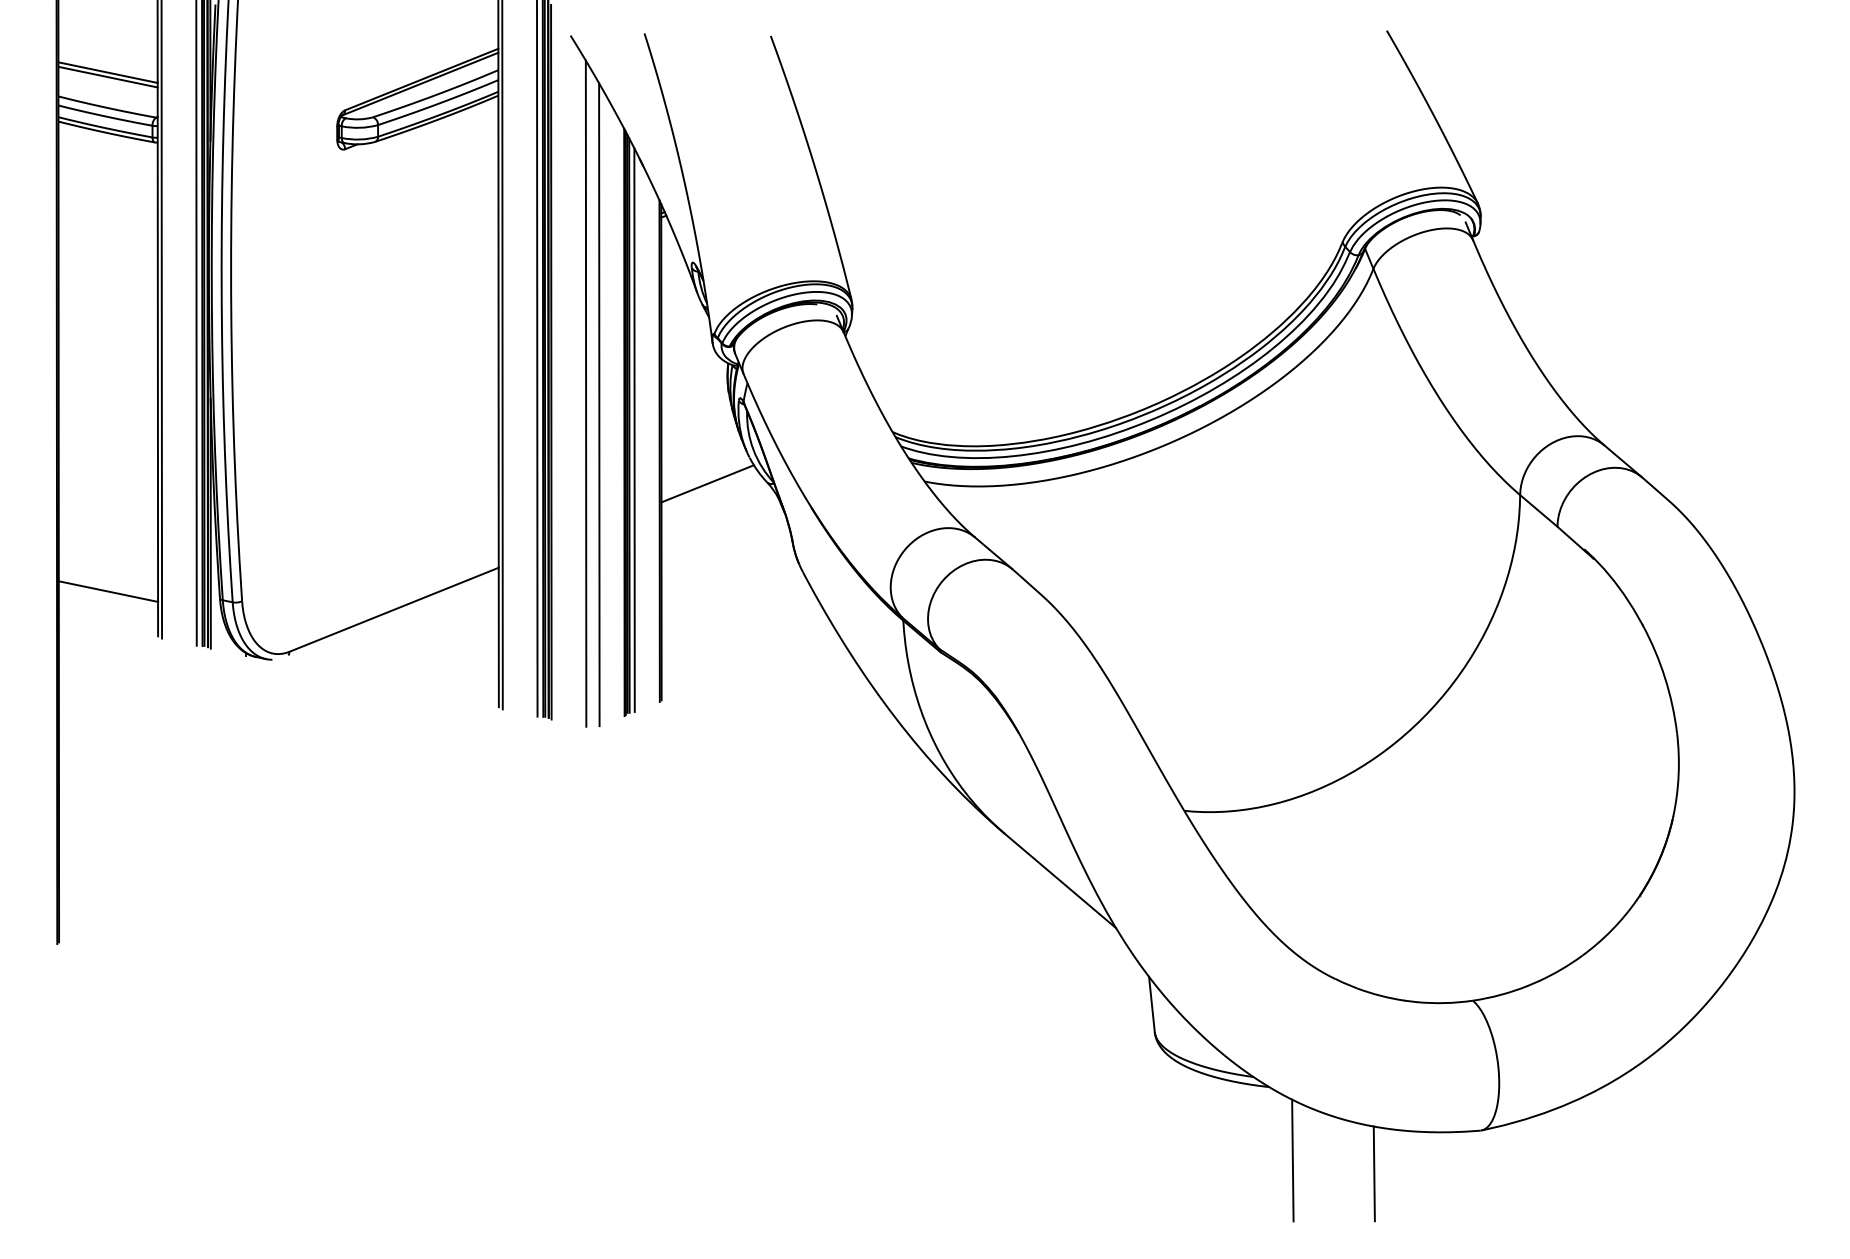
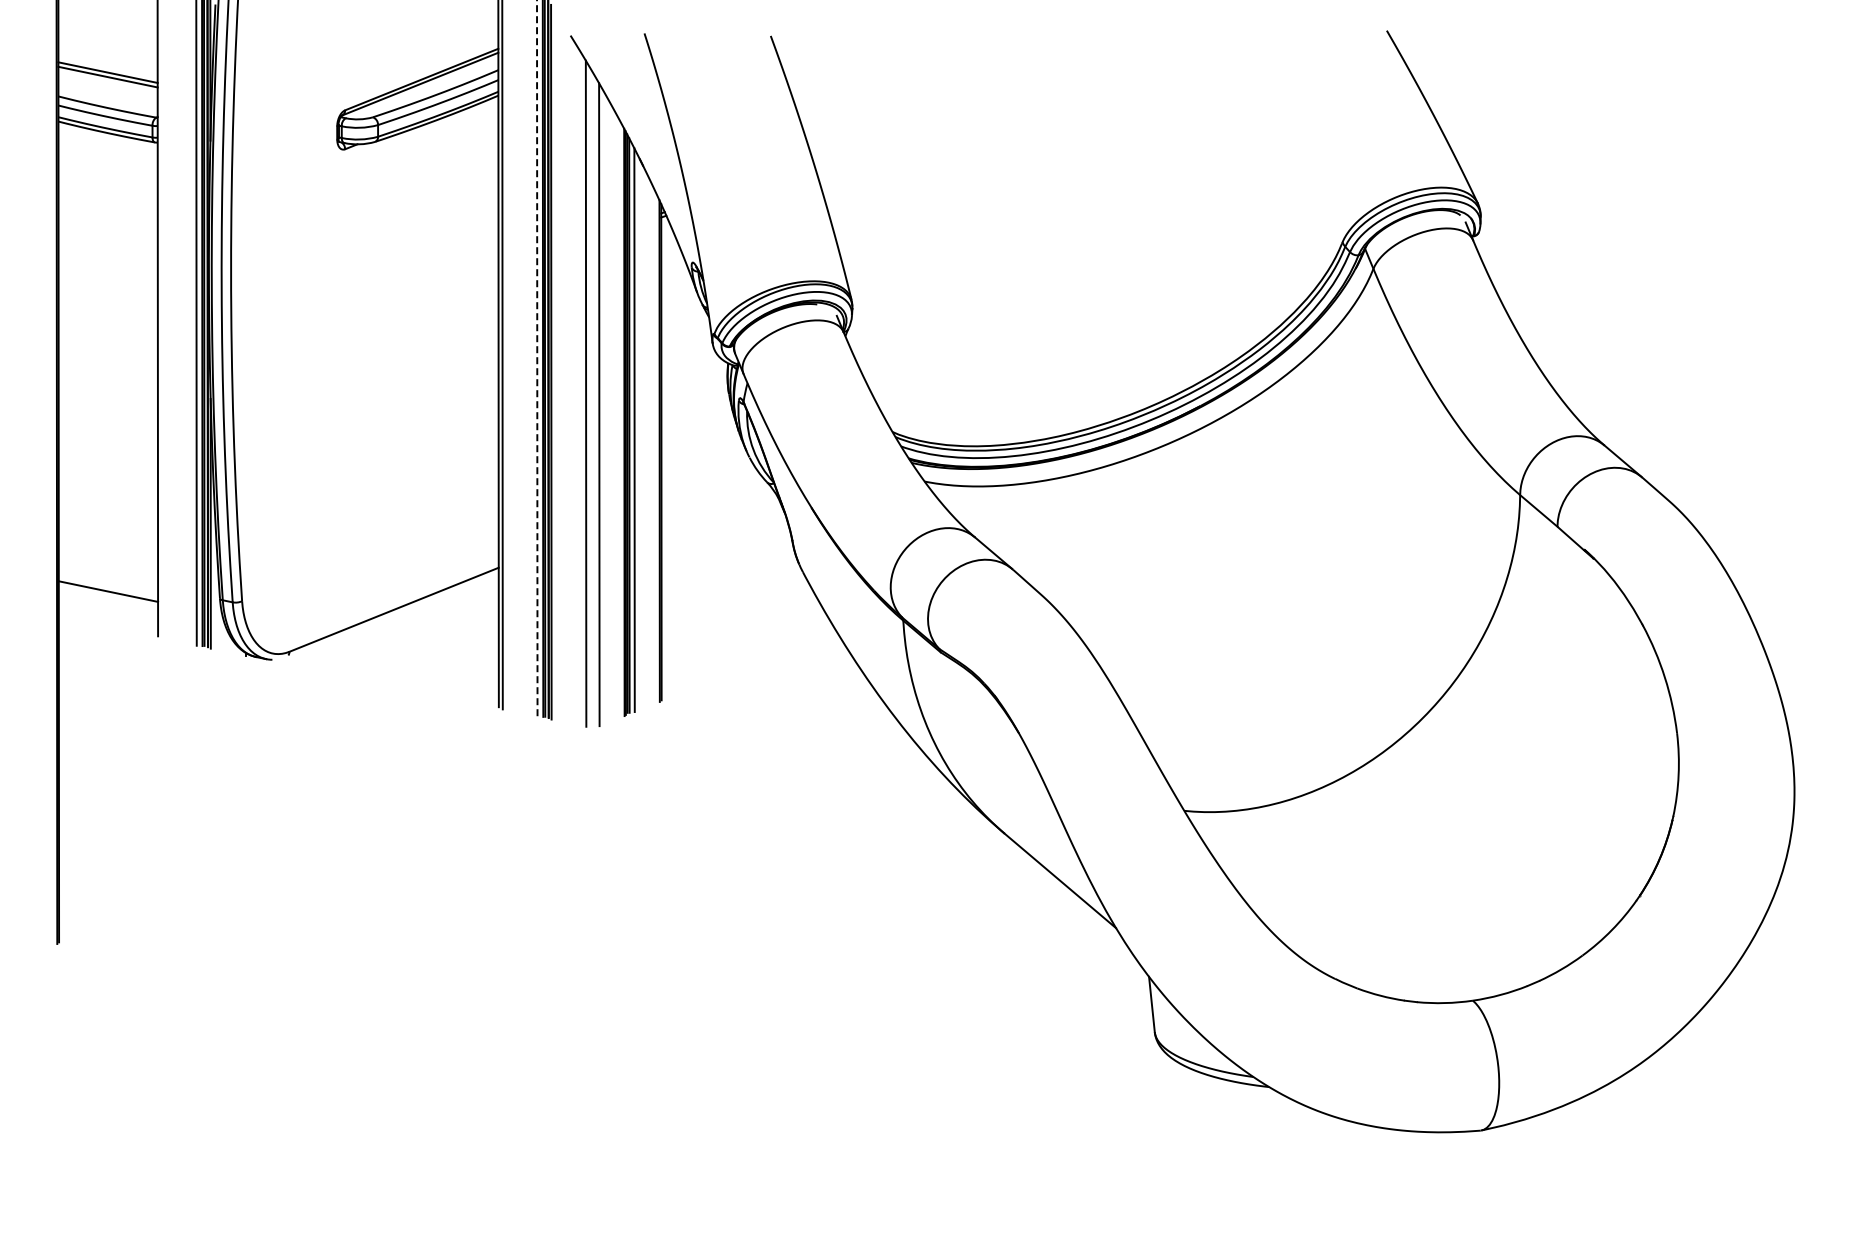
line: present -> none (161, 320)
line: solid -> dashed (537, 358)
line: present -> none (707, 483)
line: present -> none (1292, 1160)
line: present -> none (1373, 1173)
